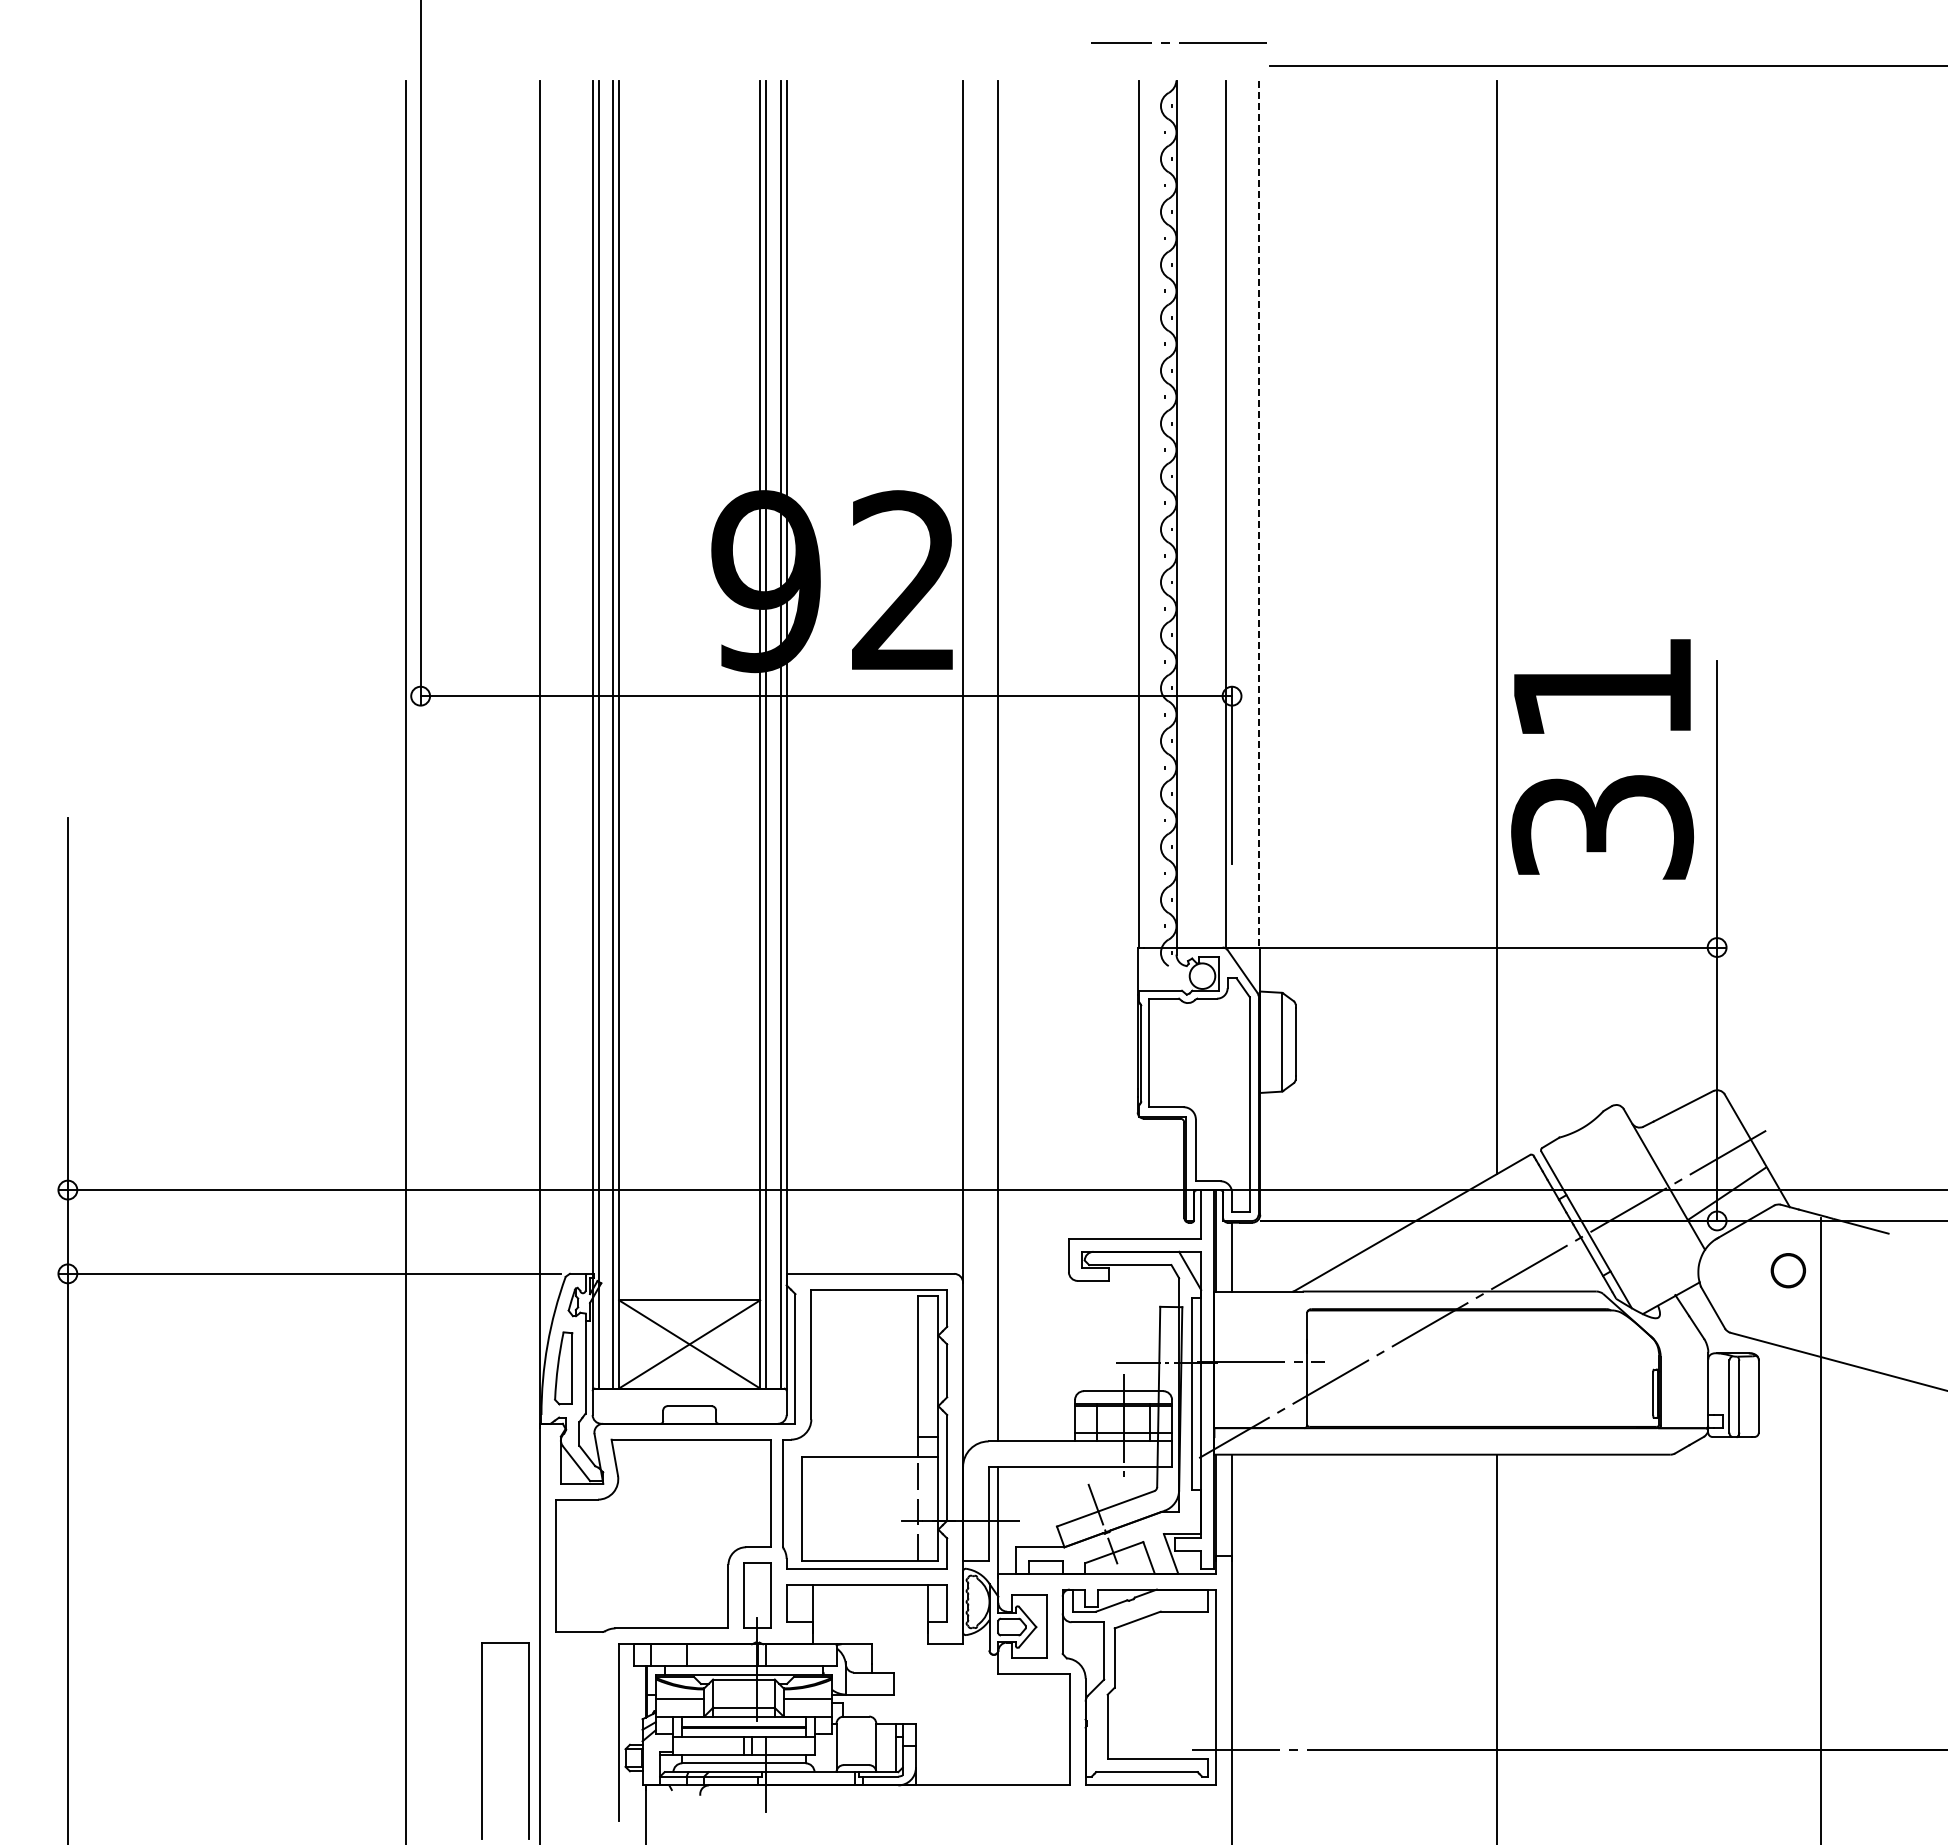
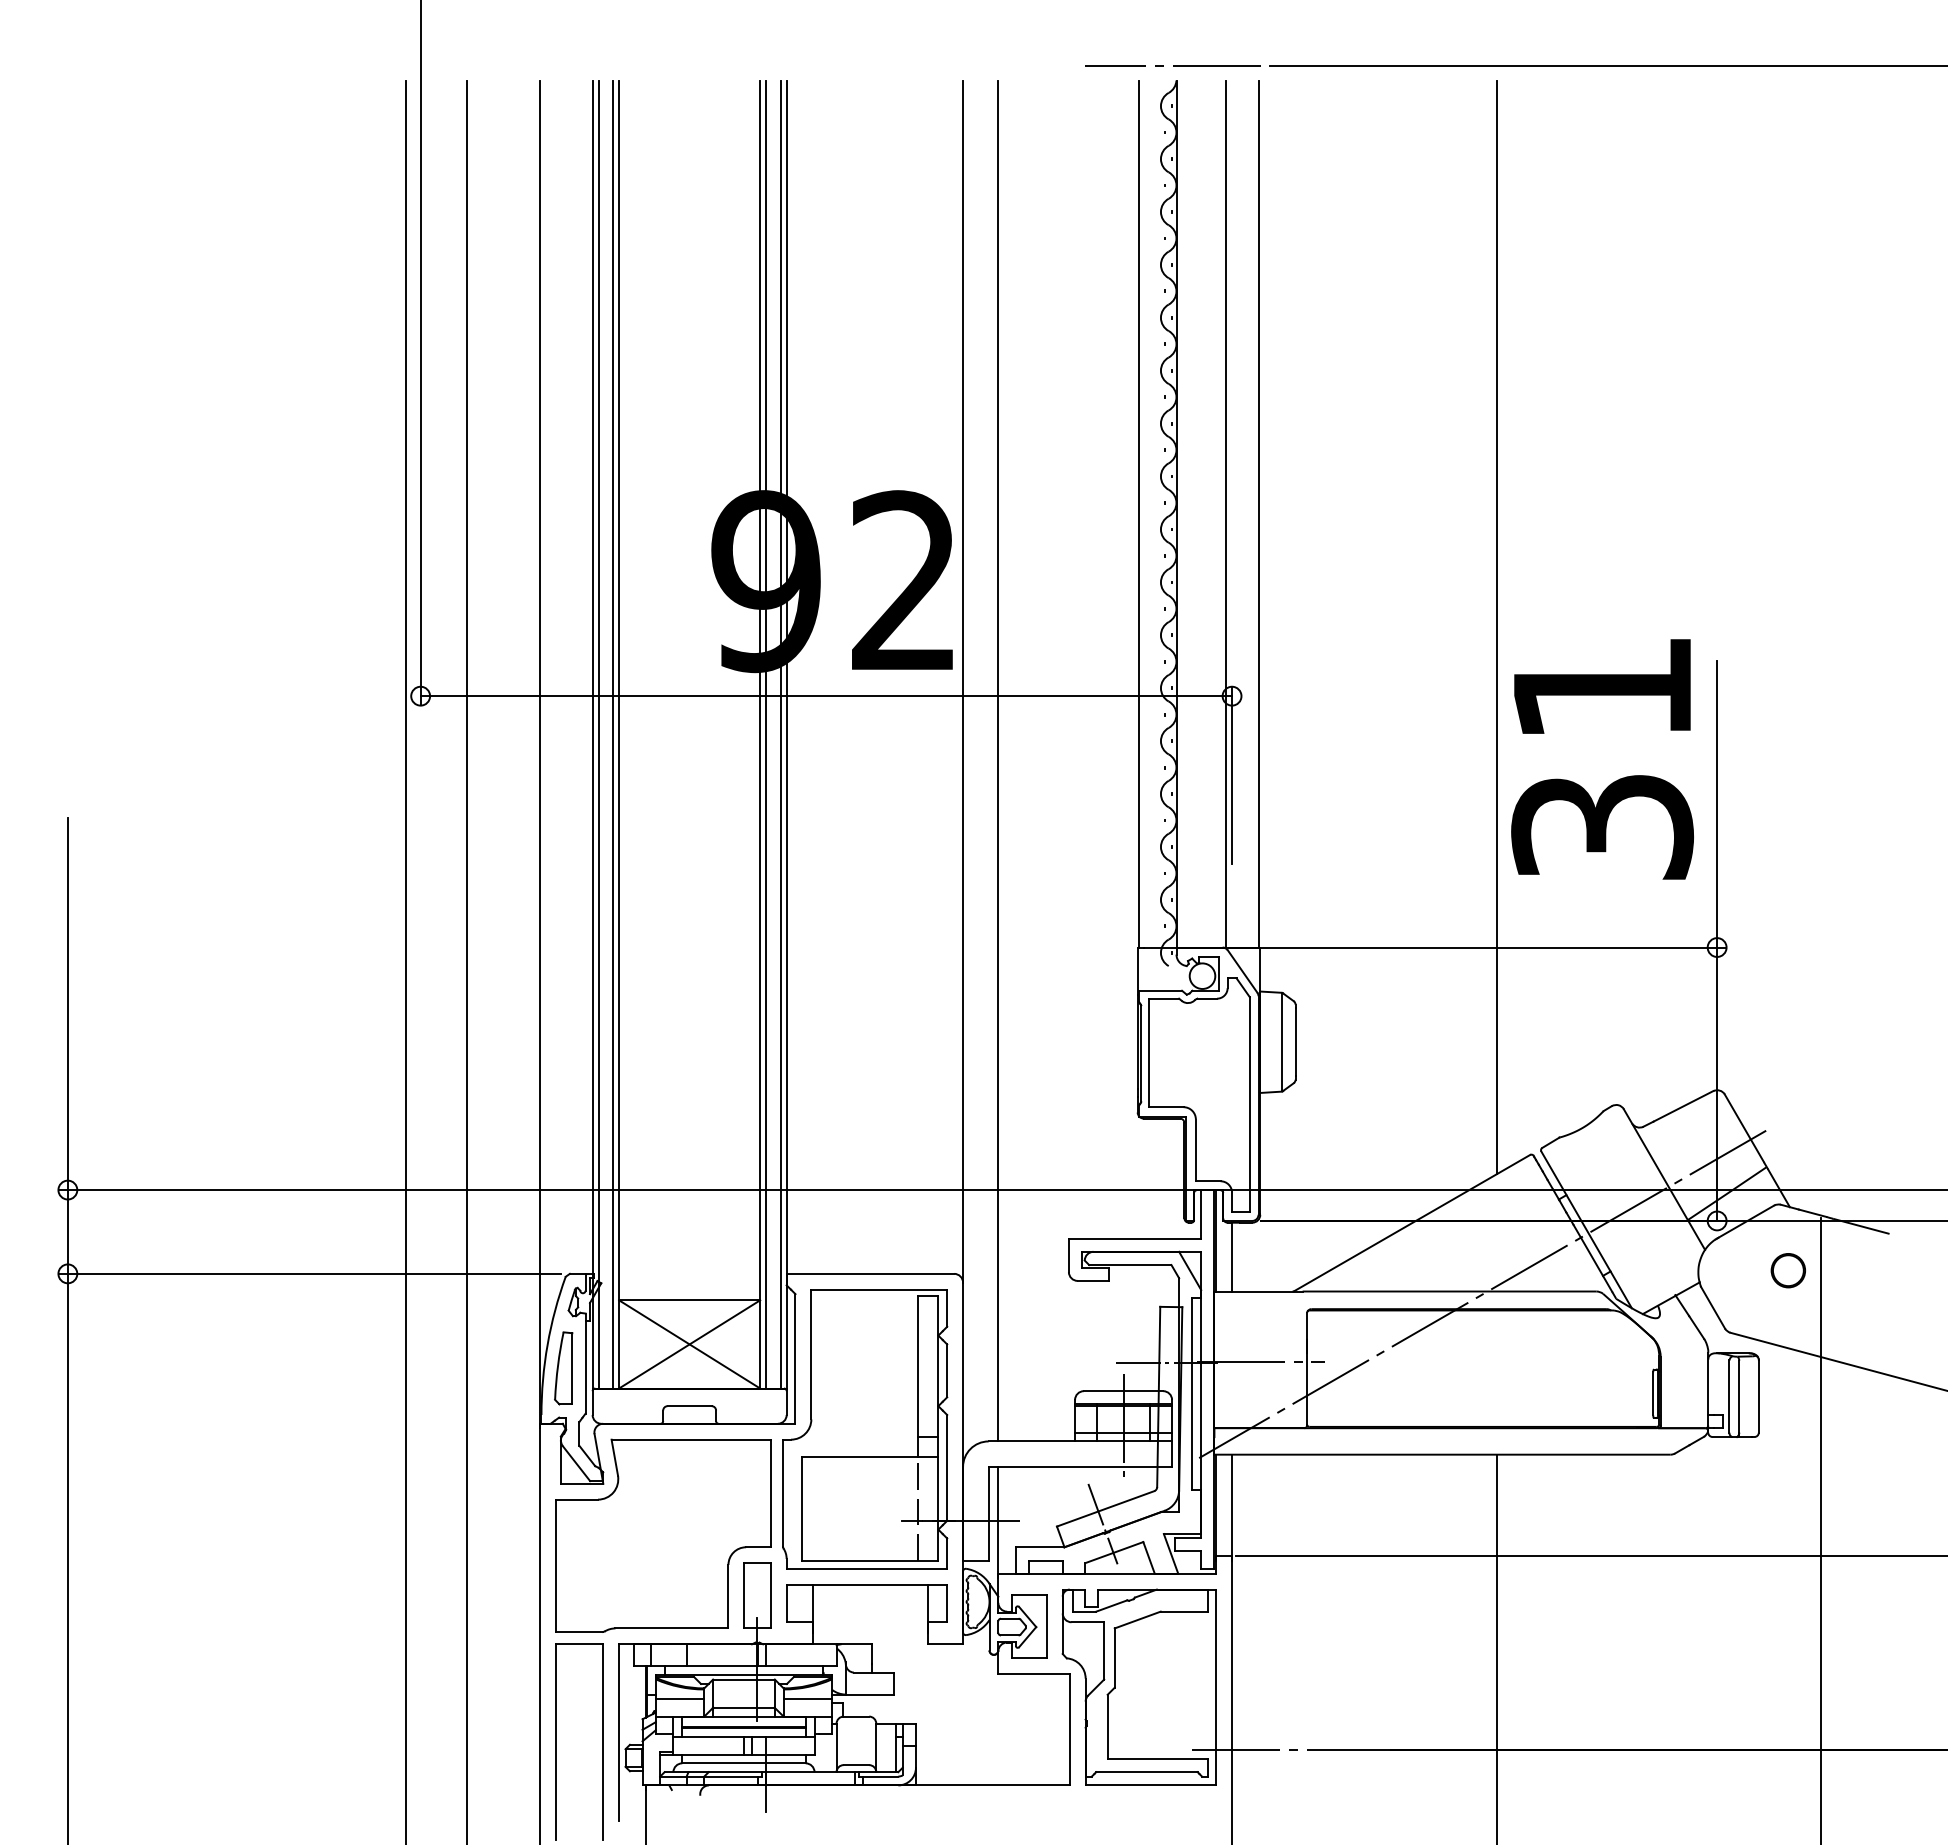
line position: (1179, 42) -> (1173, 65) (1173, 65)
line: dashed -> solid (1258, 514)
line: none -> present (467, 960)
line: none -> present (1590, 1556)
part position: (482, 1740) -> (556, 1741) (556, 1741)
